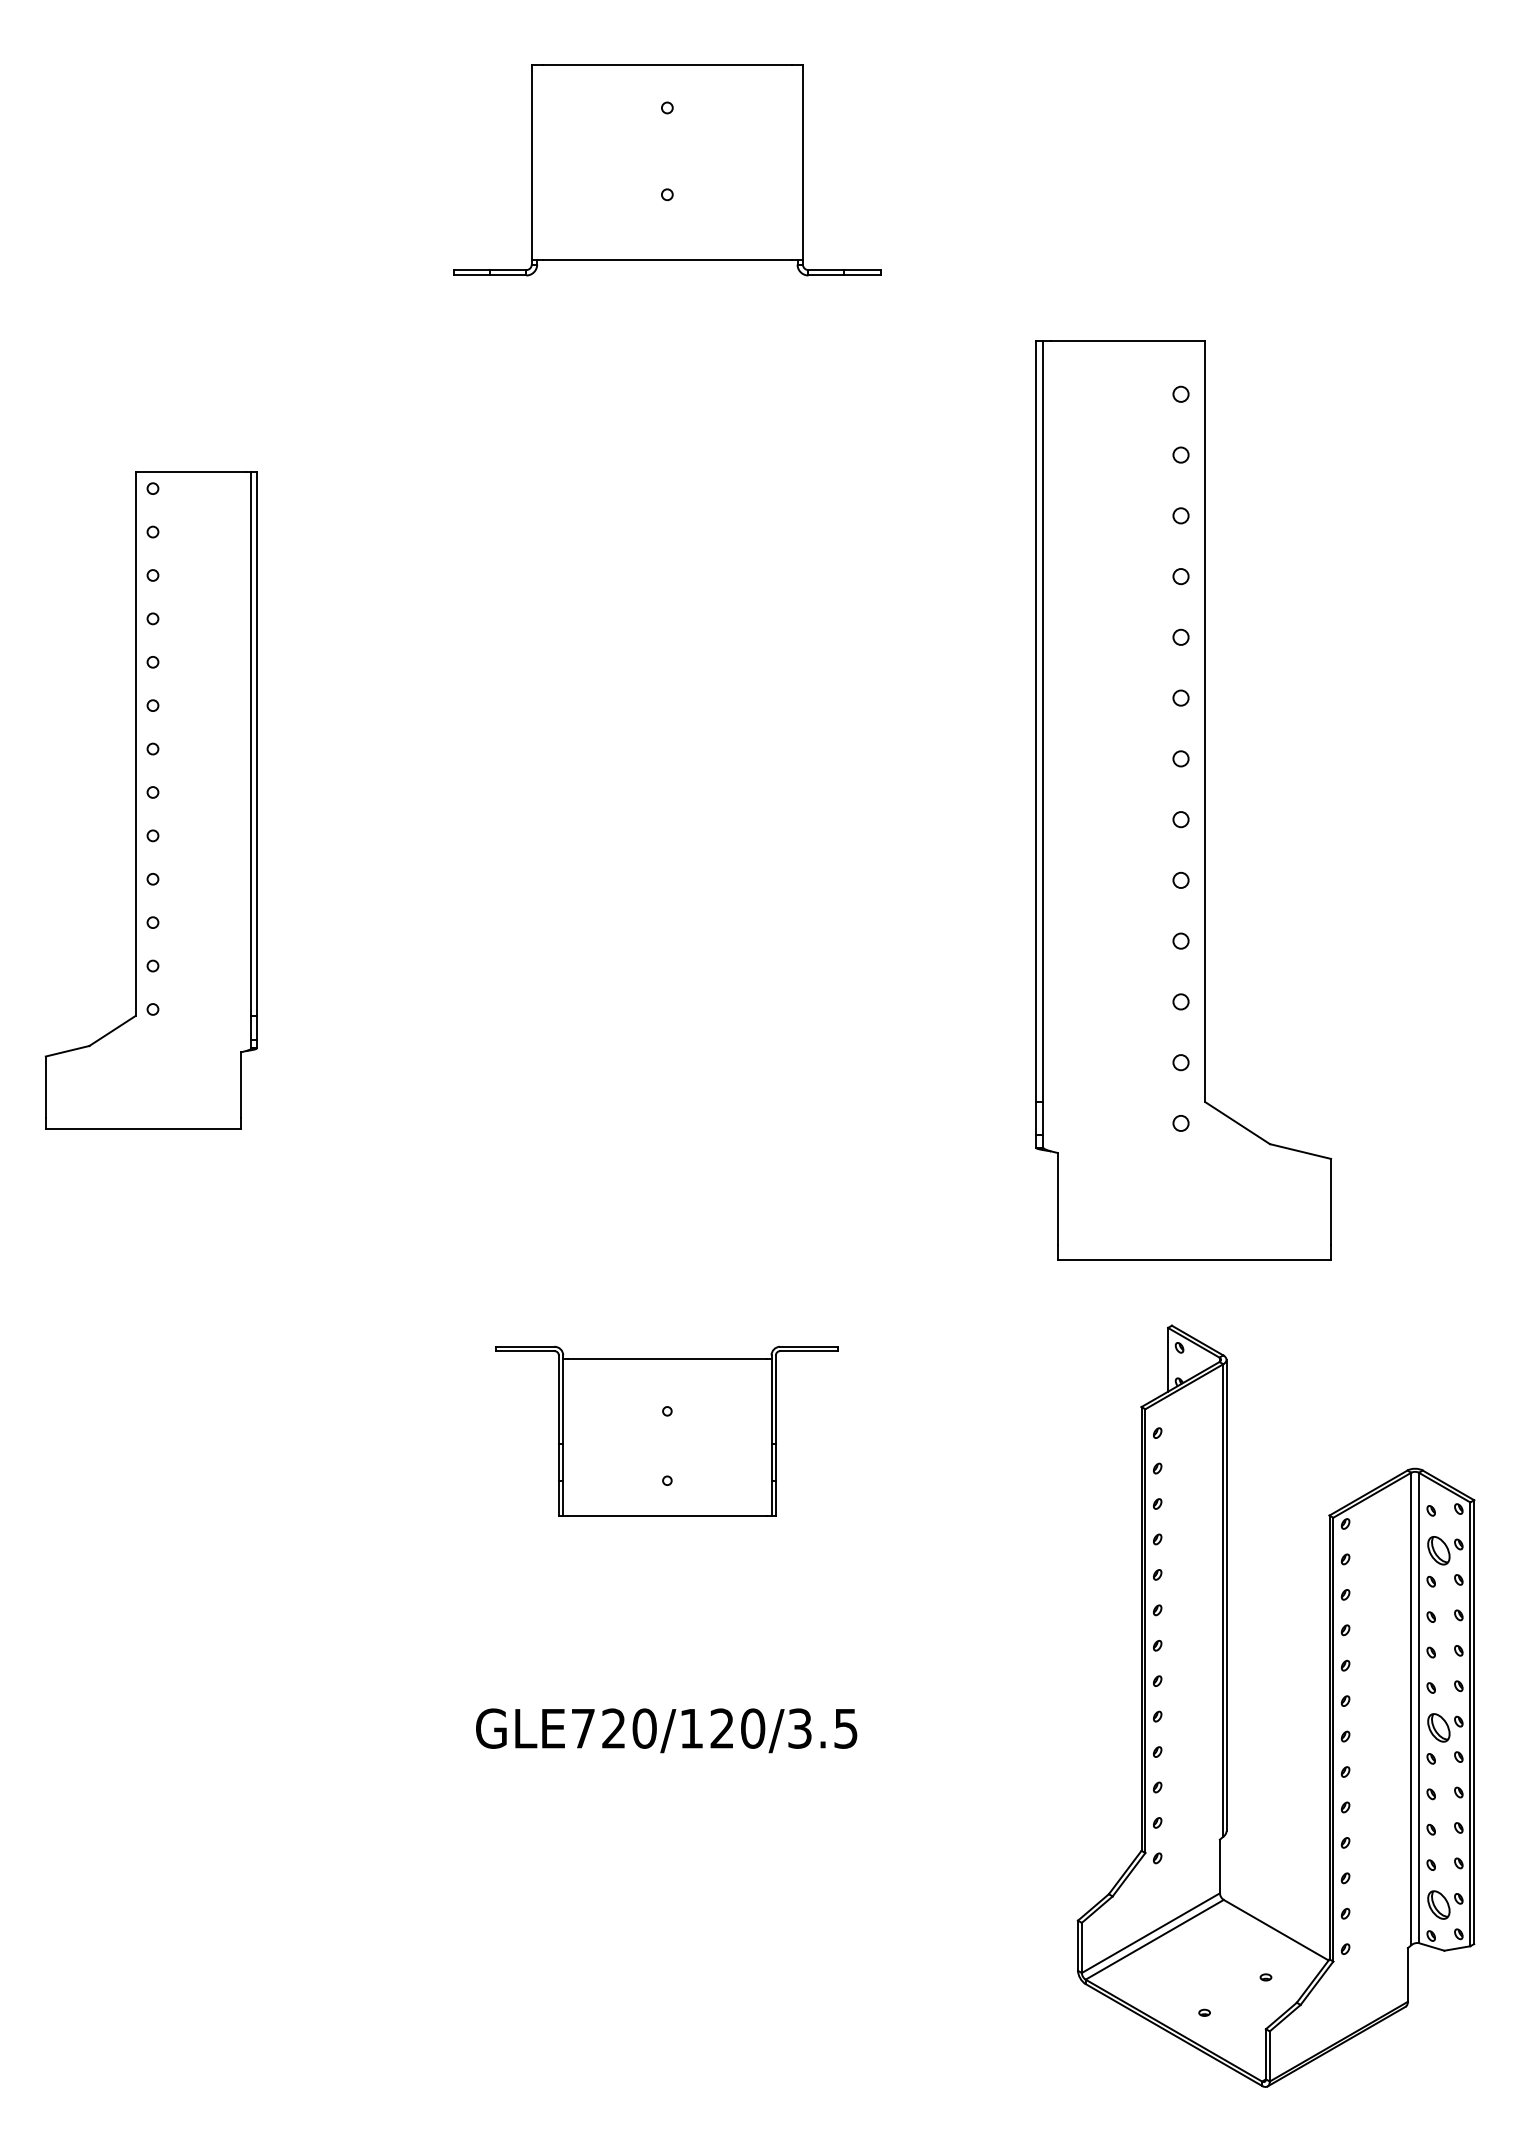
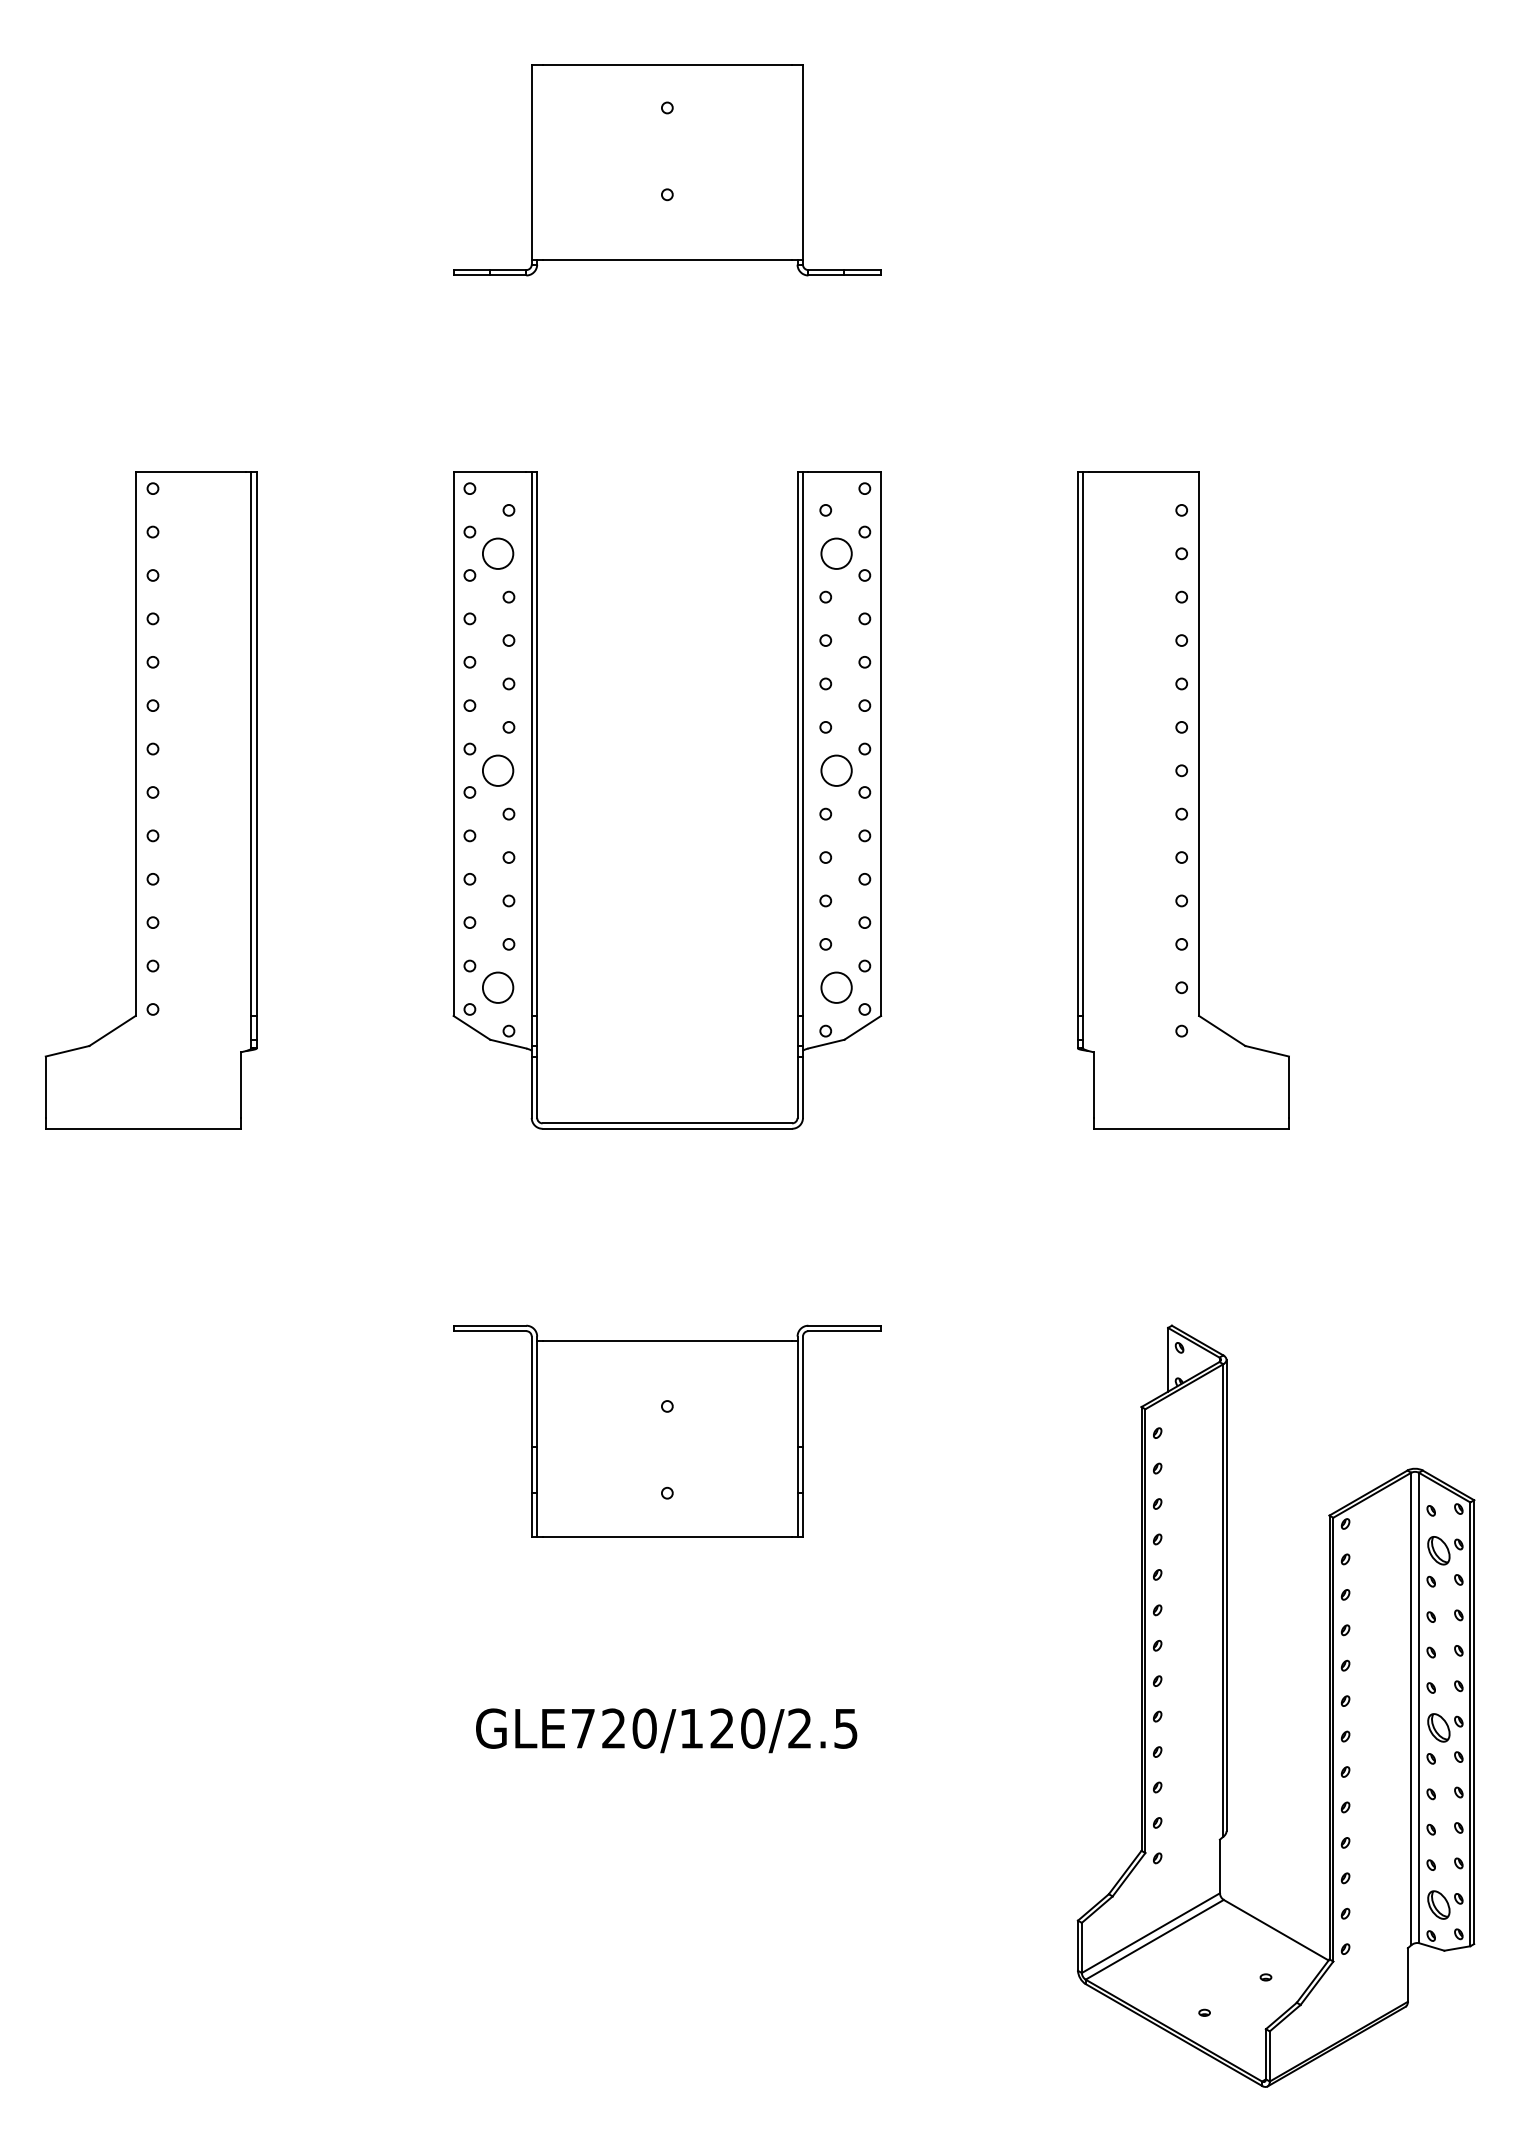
part: none -> present (537, 800)
part size: 298x921 px -> 213x659 px (1183, 800)
part size: 344x172 px -> 429x214 px (667, 1430)
text: GLE720/120/3.5 -> GLE720/120/2.5 (799, 1728)
